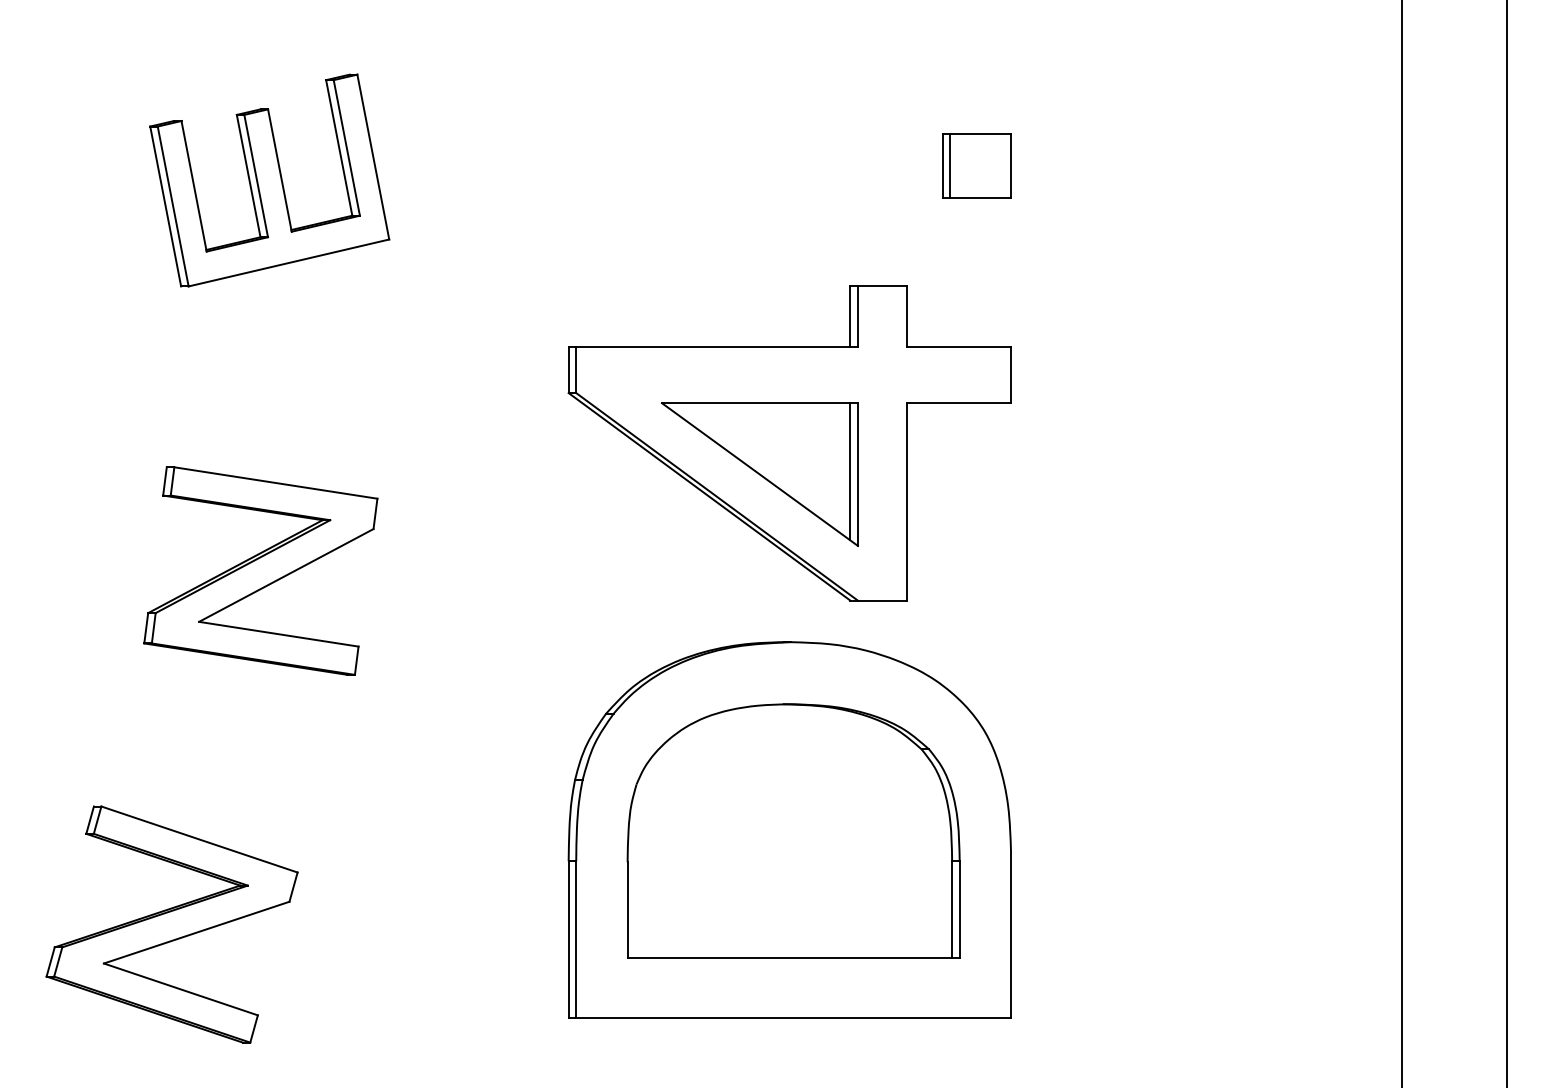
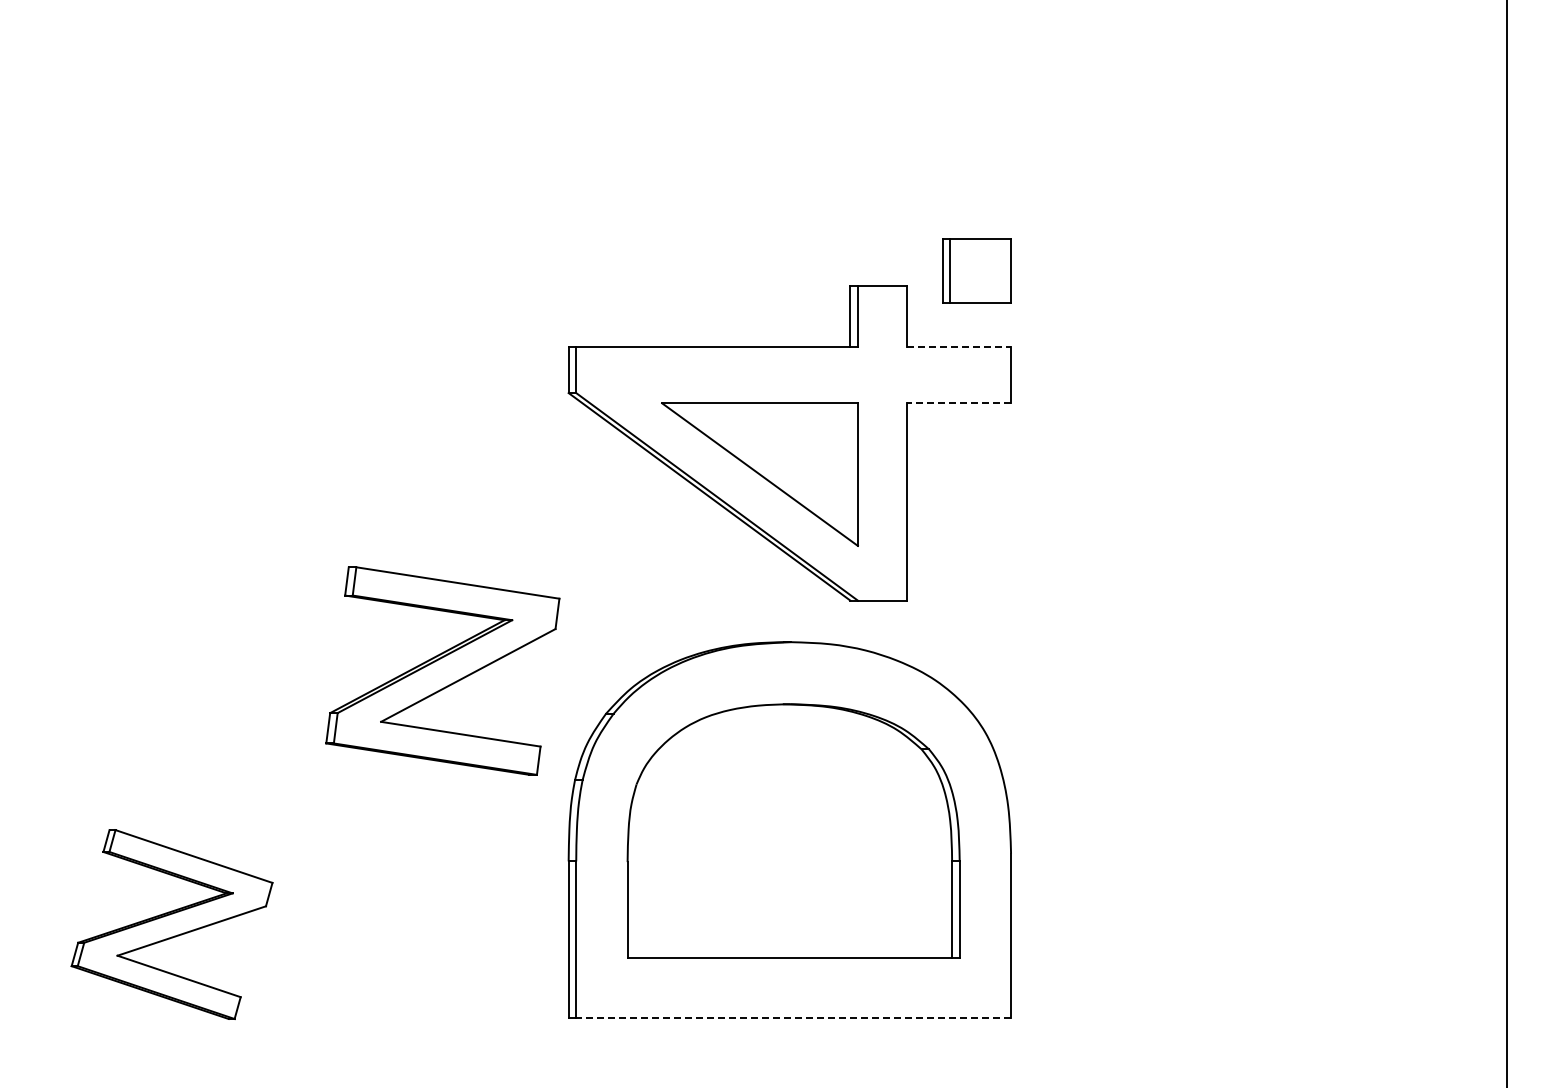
part position: (976, 165) -> (976, 270) (976, 270)
part: present -> none (269, 180)
line: solid -> dashed (959, 347)
line: solid -> dashed (958, 403)
line: present -> none (850, 471)
line: present -> none (1402, 543)
part position: (260, 570) -> (442, 670) (442, 670)
part size: 254x239 px -> 204x191 px (171, 924)
line: solid -> dashed (793, 1017)
